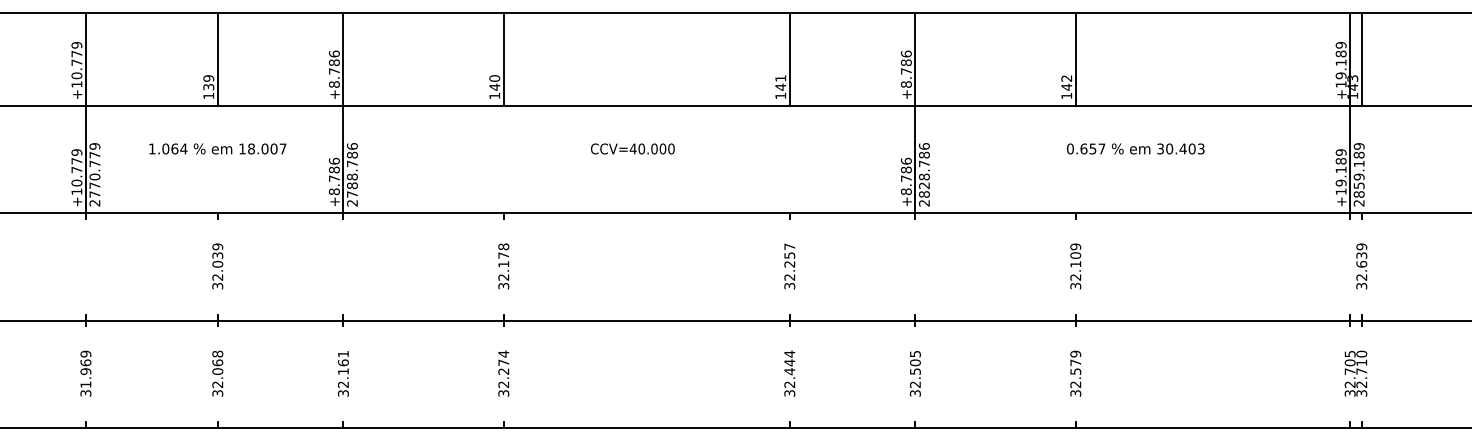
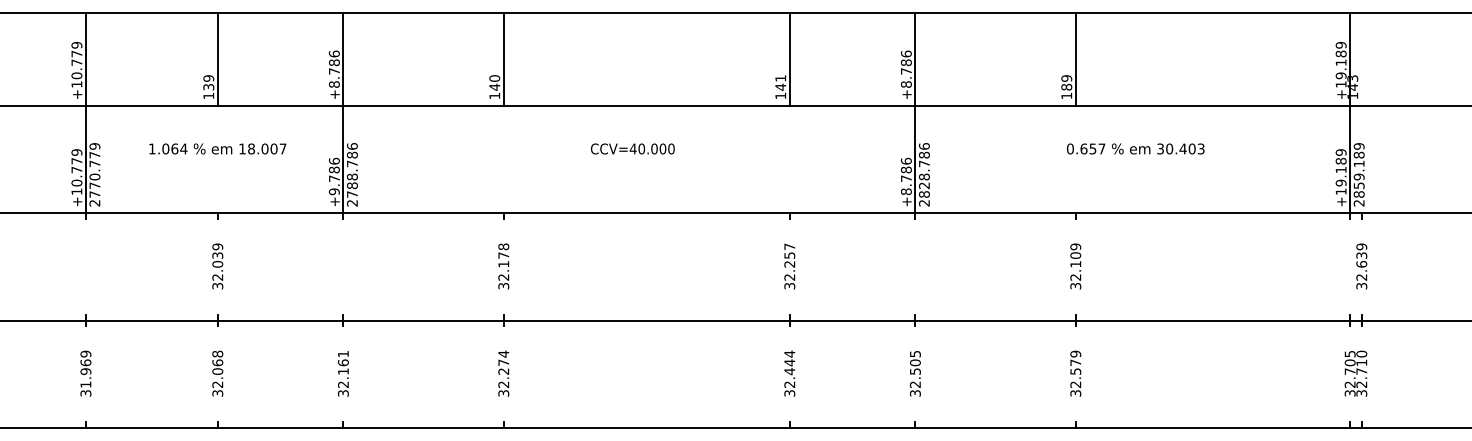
line: present -> none (1361, 59)
text: 142 -> 189 (1066, 82)
text: +8.786 -> +9.786 (334, 191)
